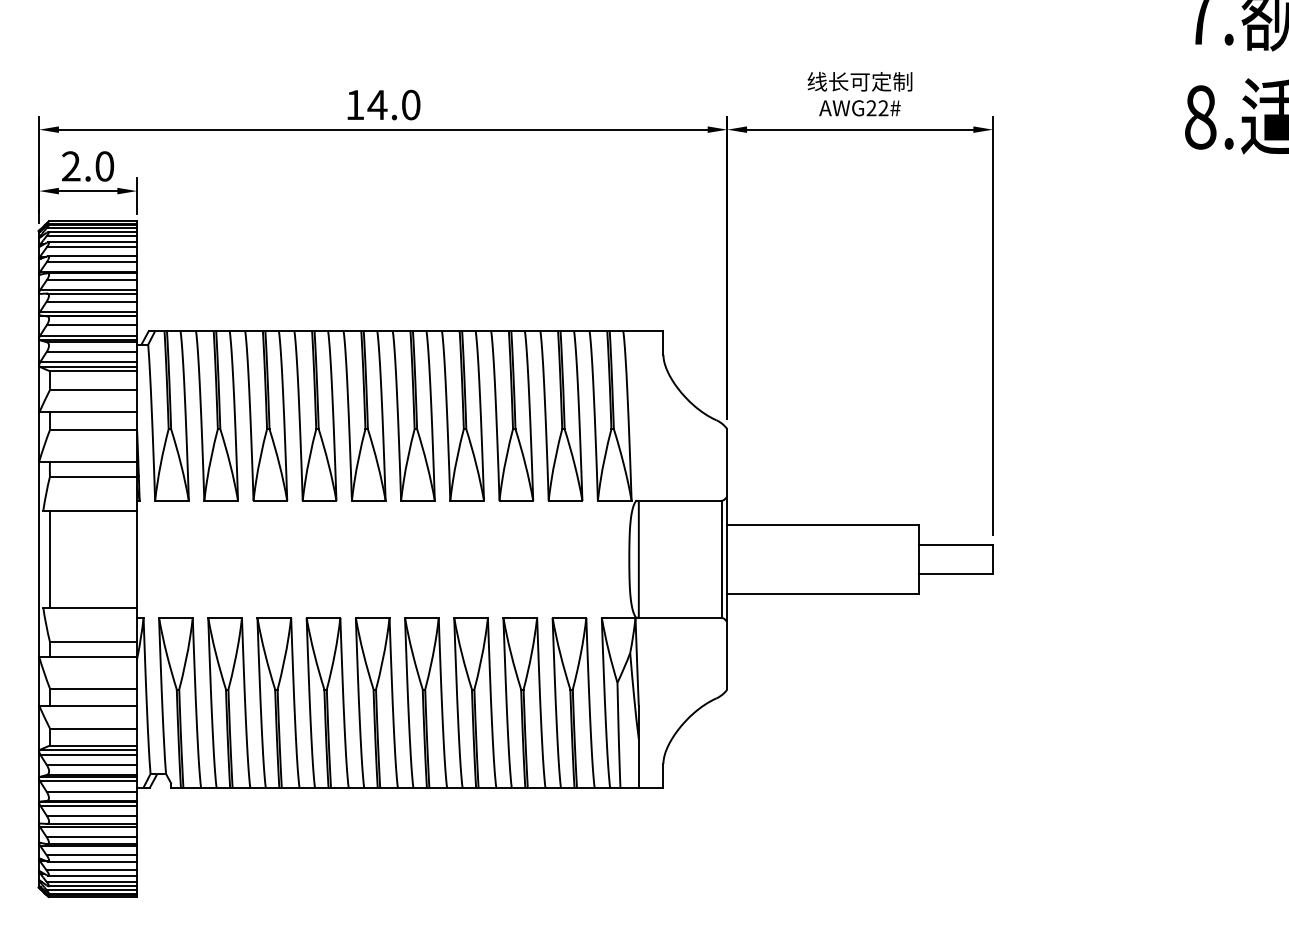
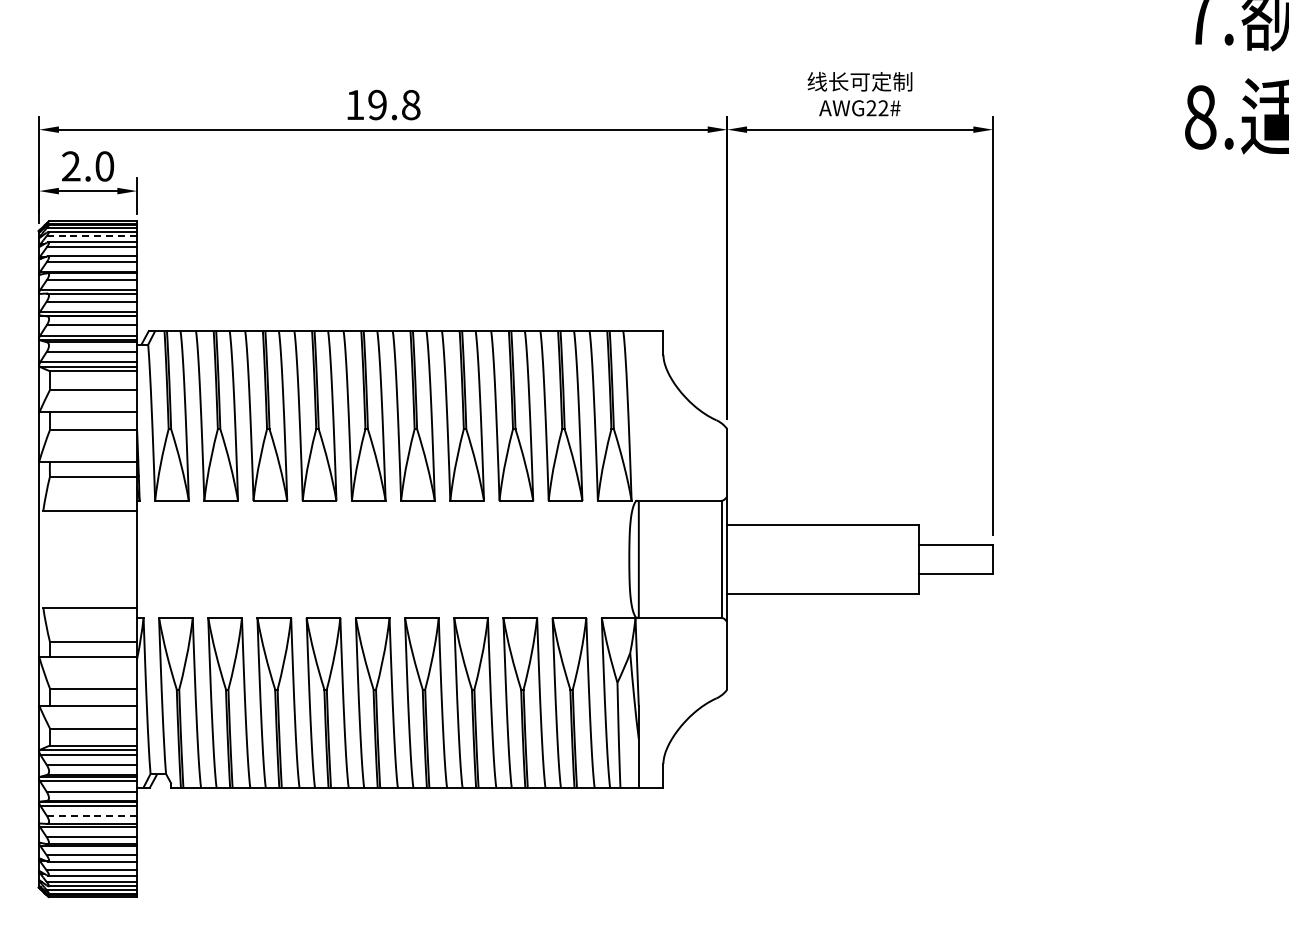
text: 14.0 -> 19.8 (393, 104)
line: solid -> dashed (91, 236)
line: present -> none (49, 558)
line: solid -> dashed (92, 815)
